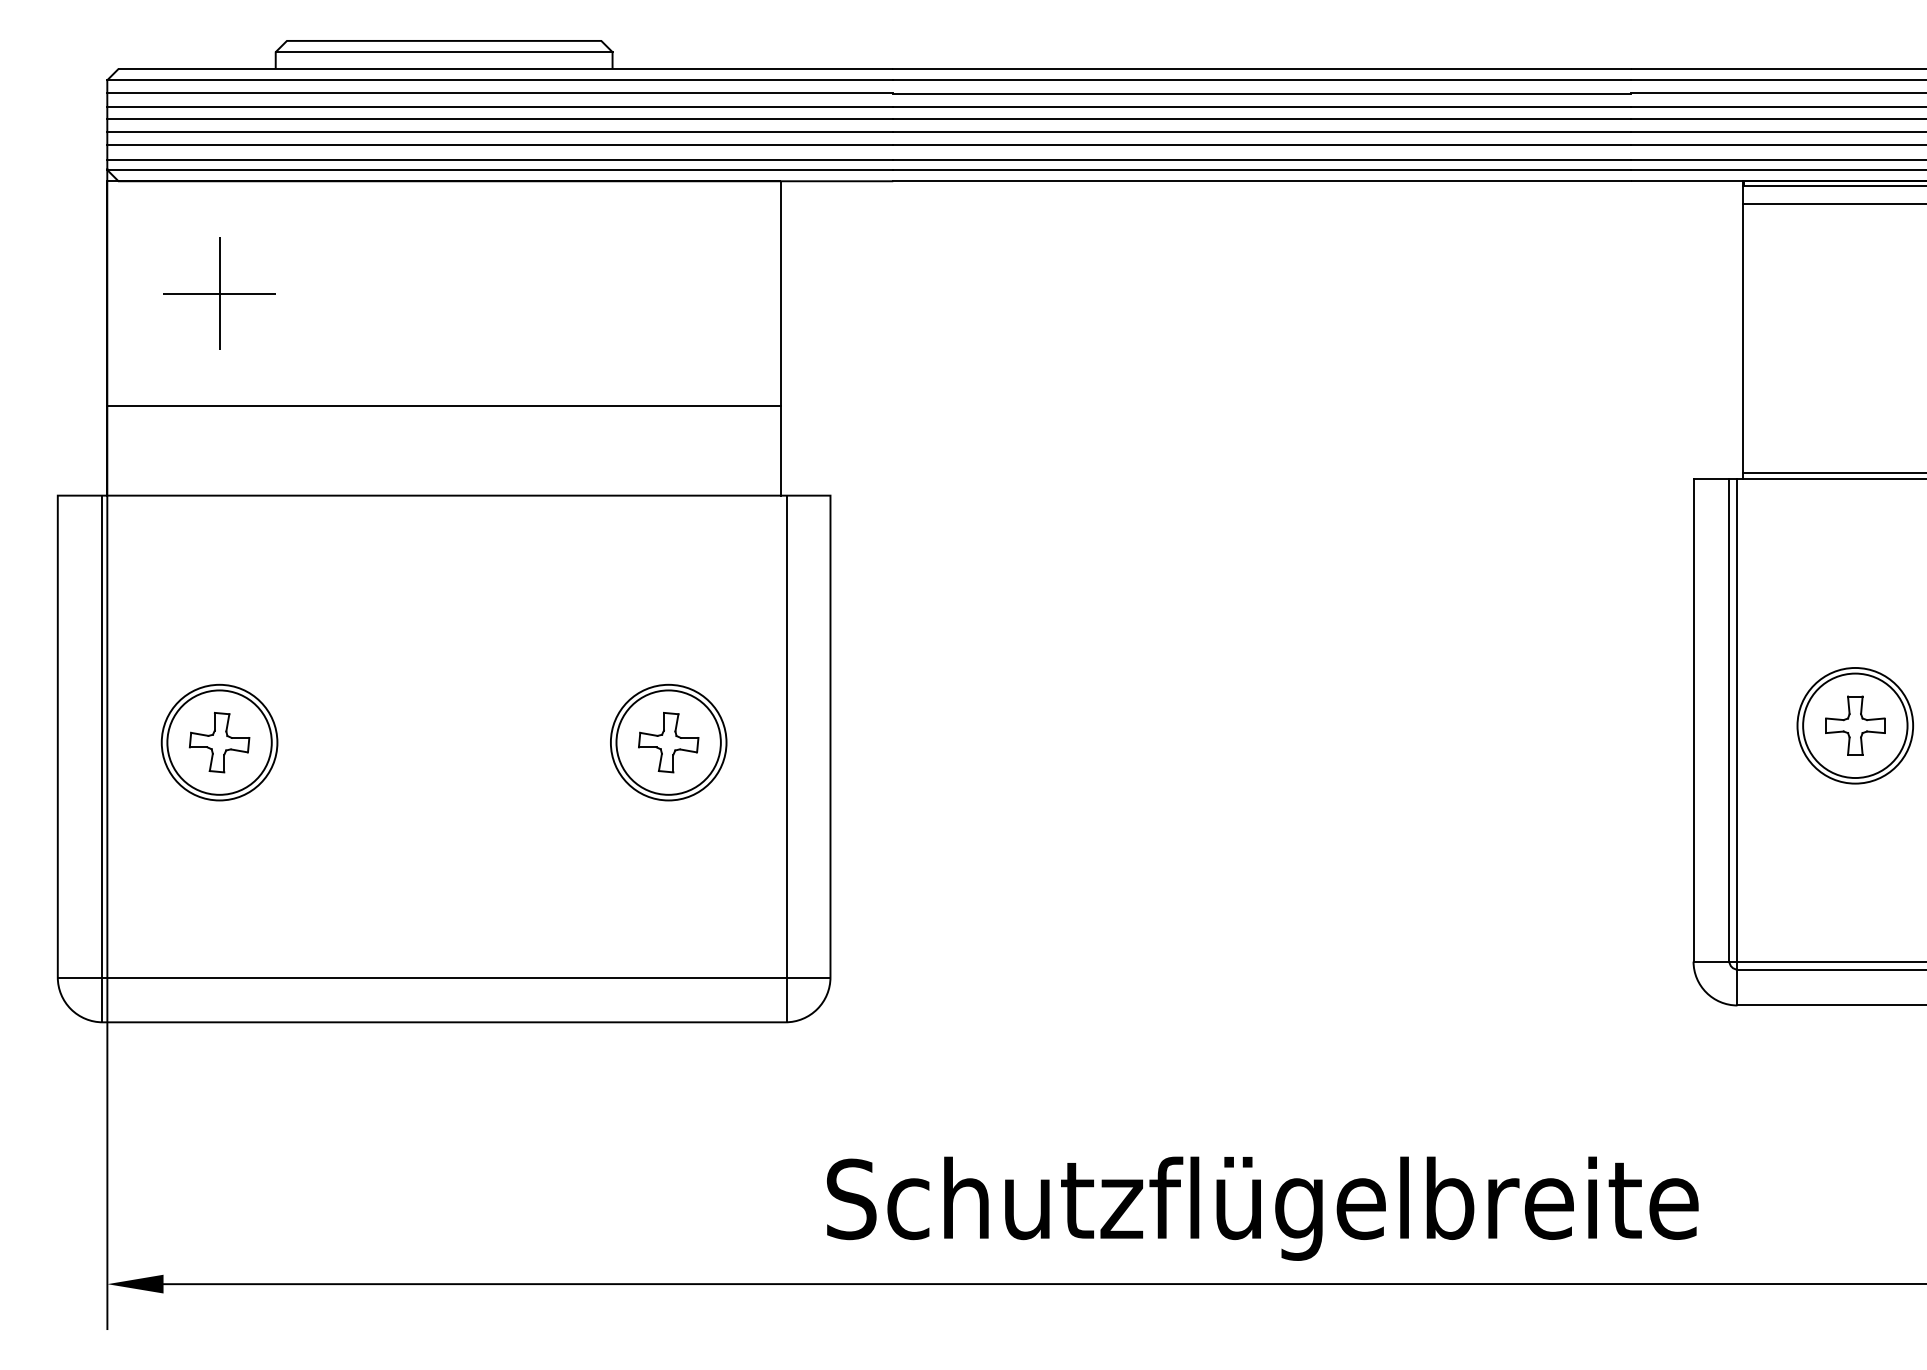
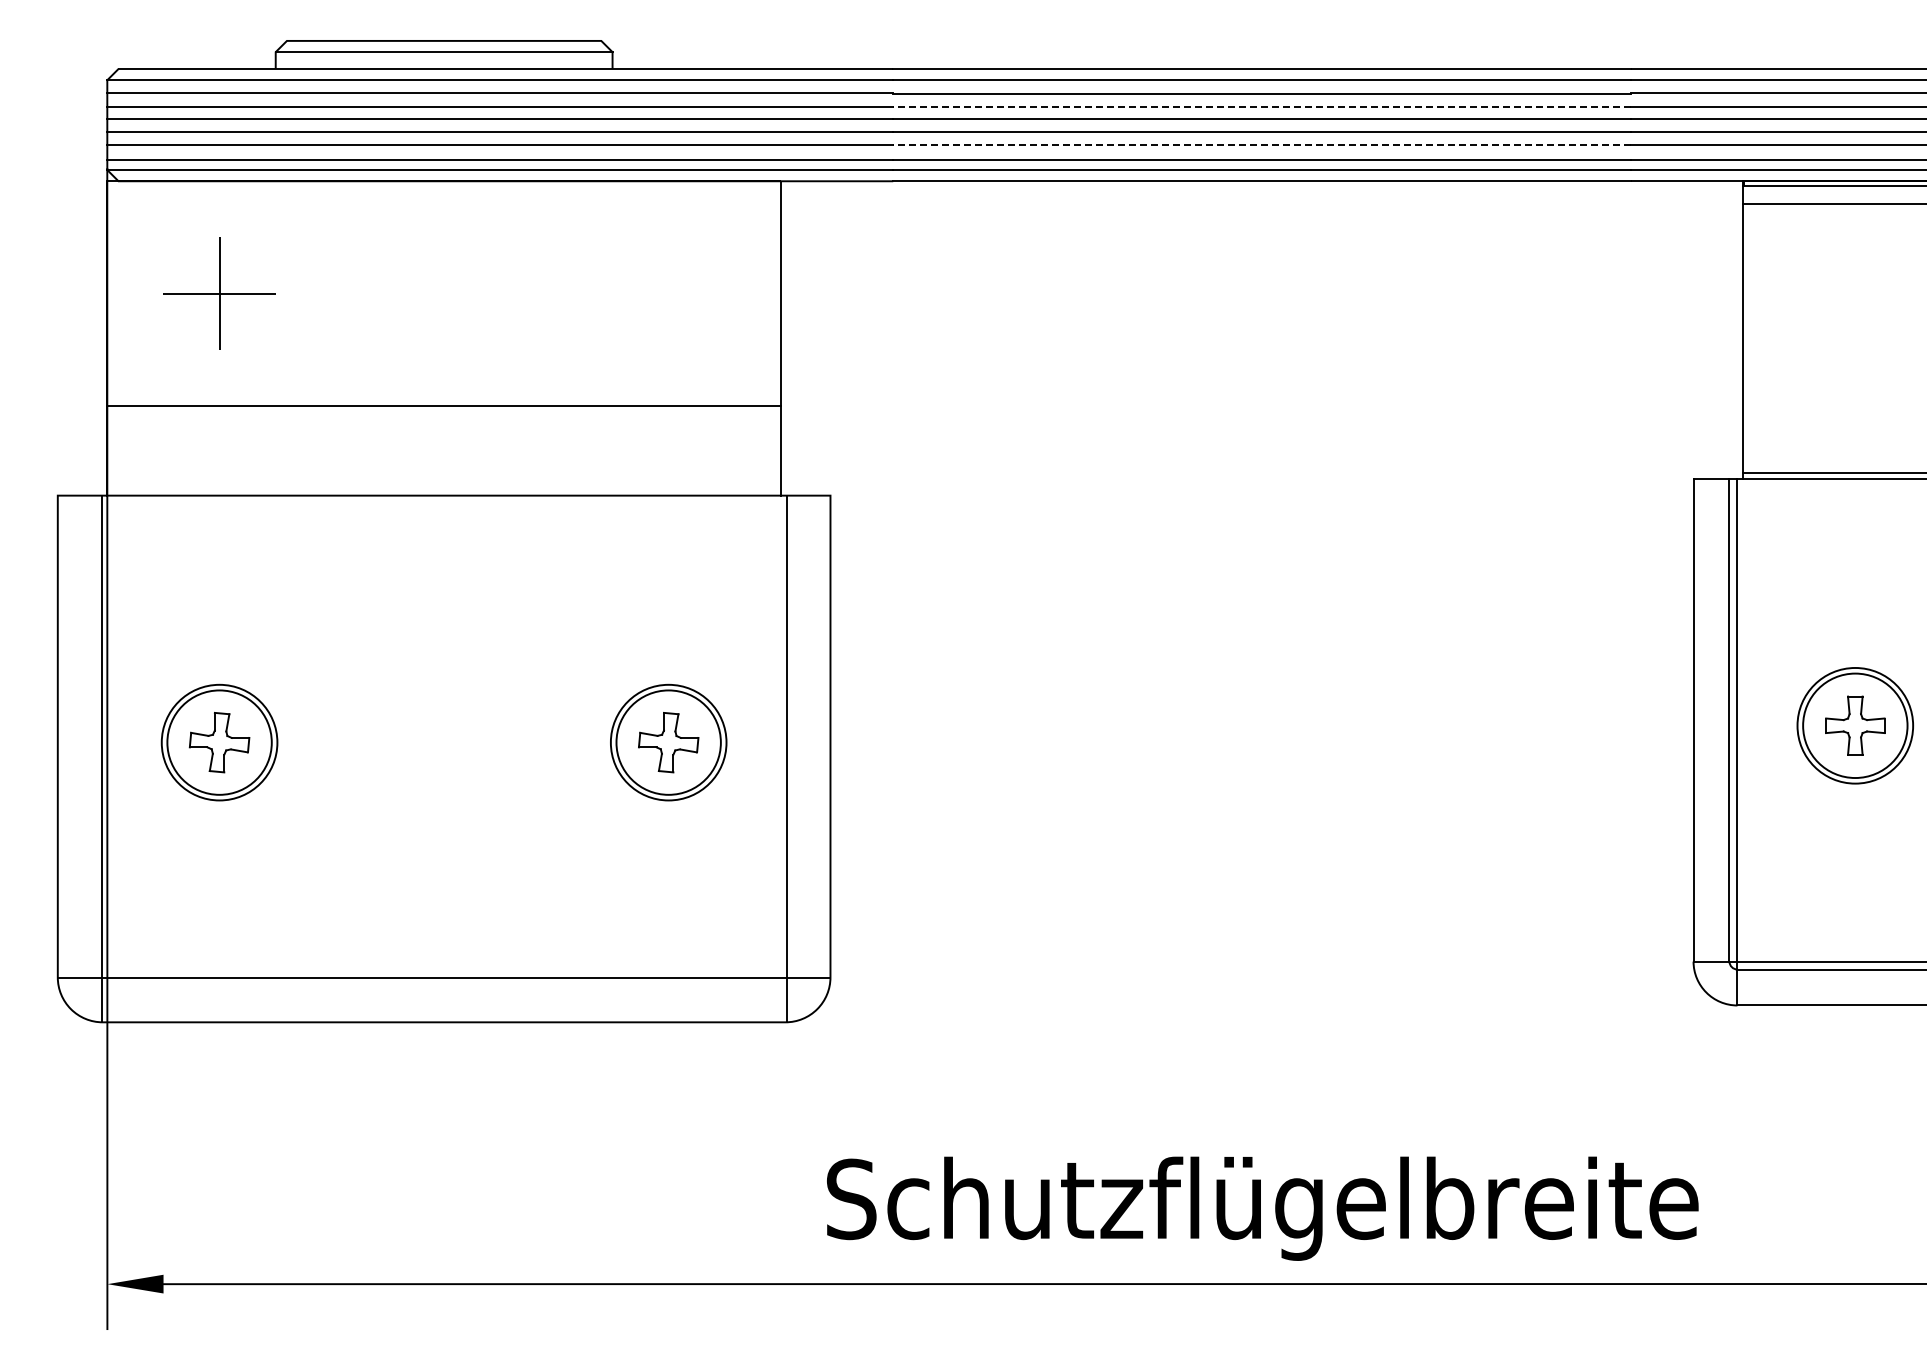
line: solid -> dashed (1262, 107)
line: solid -> dashed (1262, 144)
